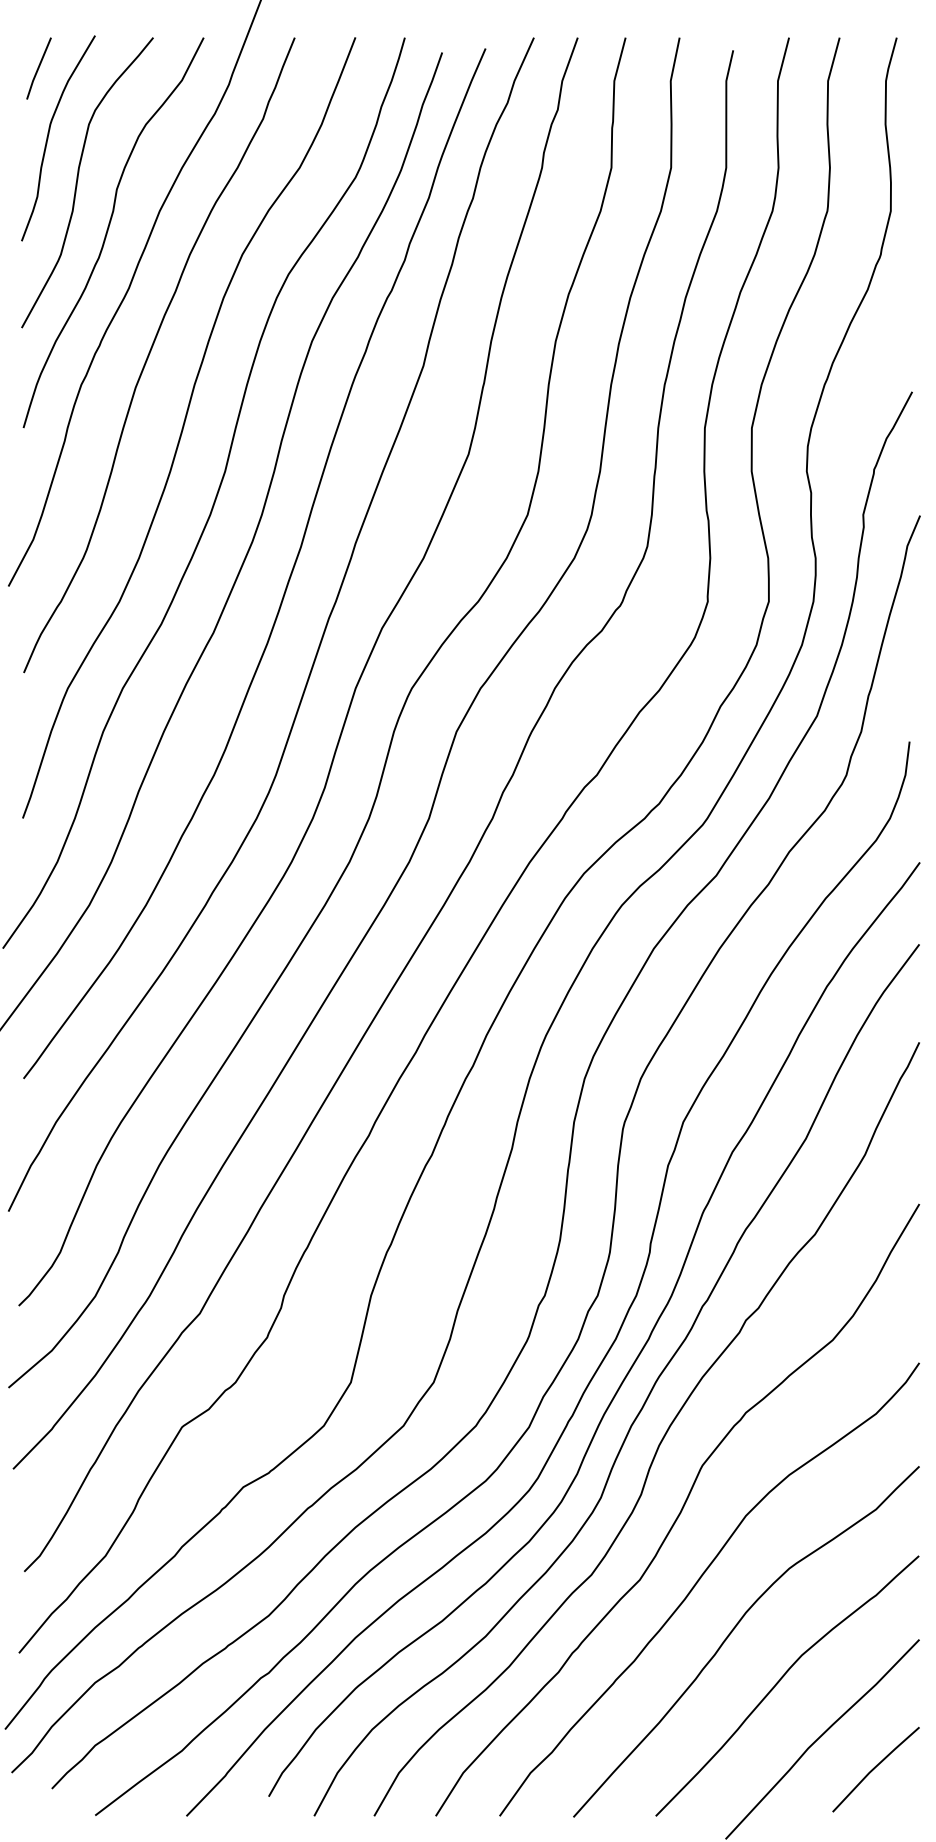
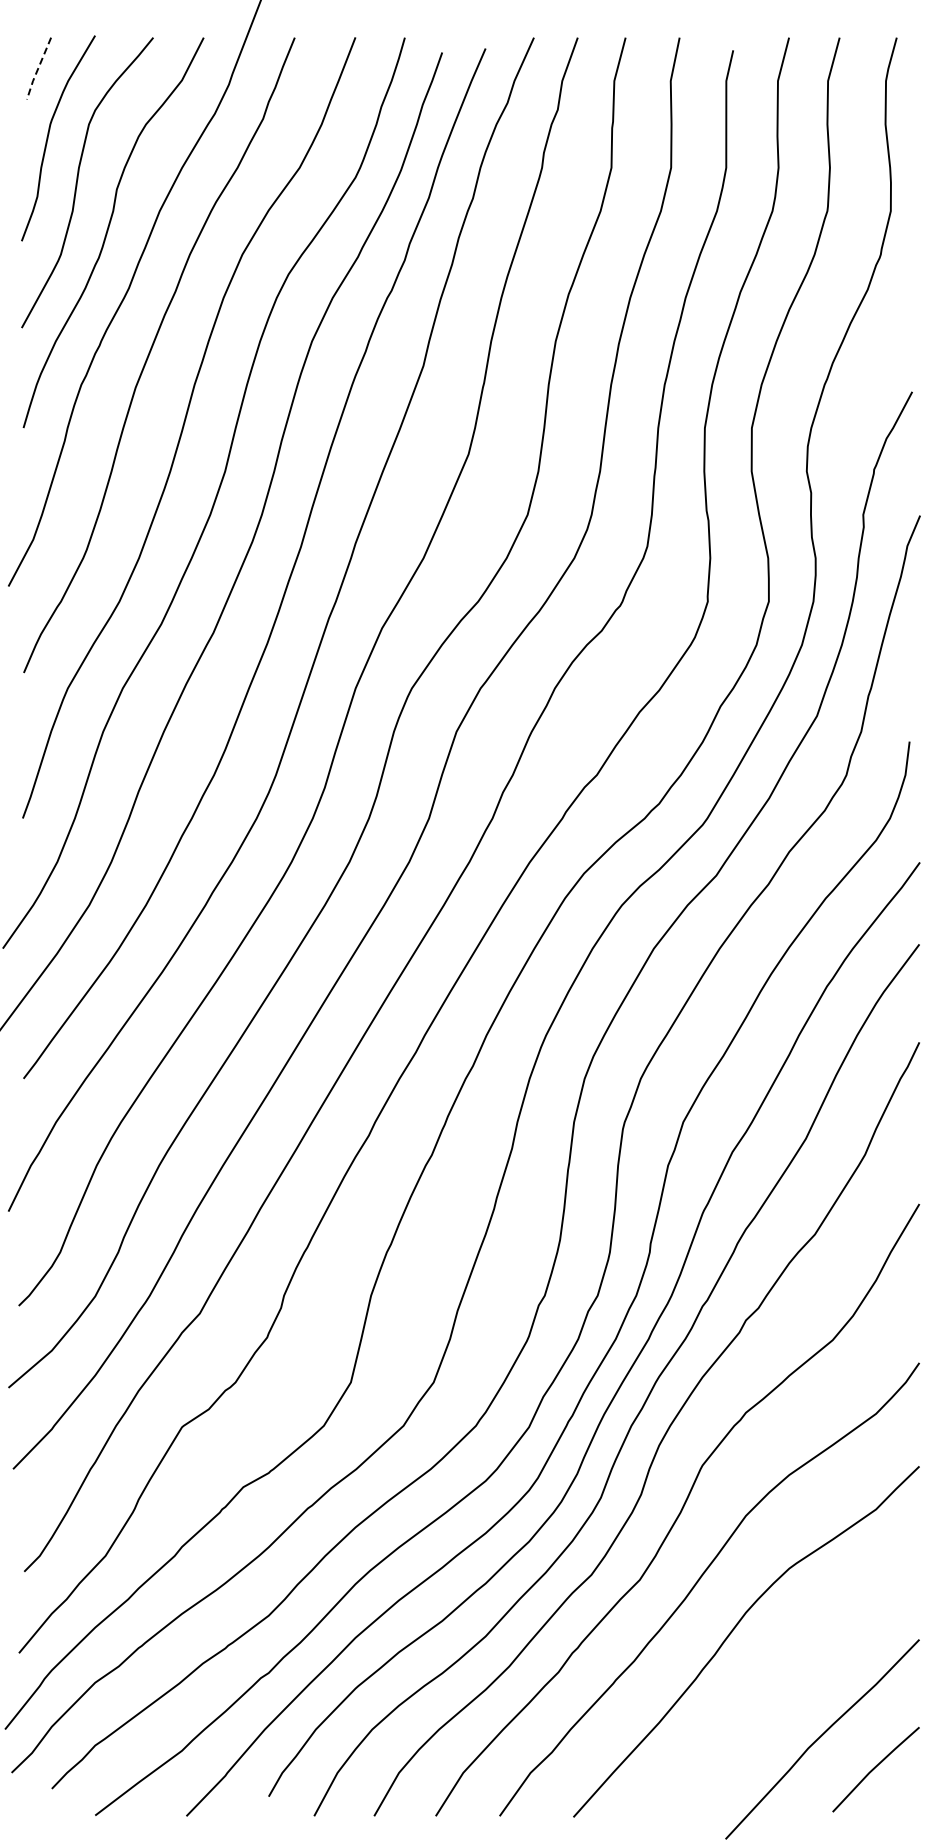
line: solid -> dashed (37, 69)
curve: present -> none (781, 1679)
